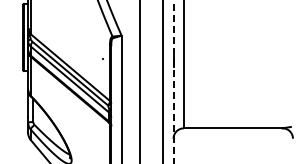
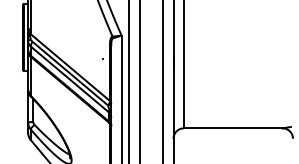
line: none -> present (129, 81)
line: dashed -> solid (173, 82)
